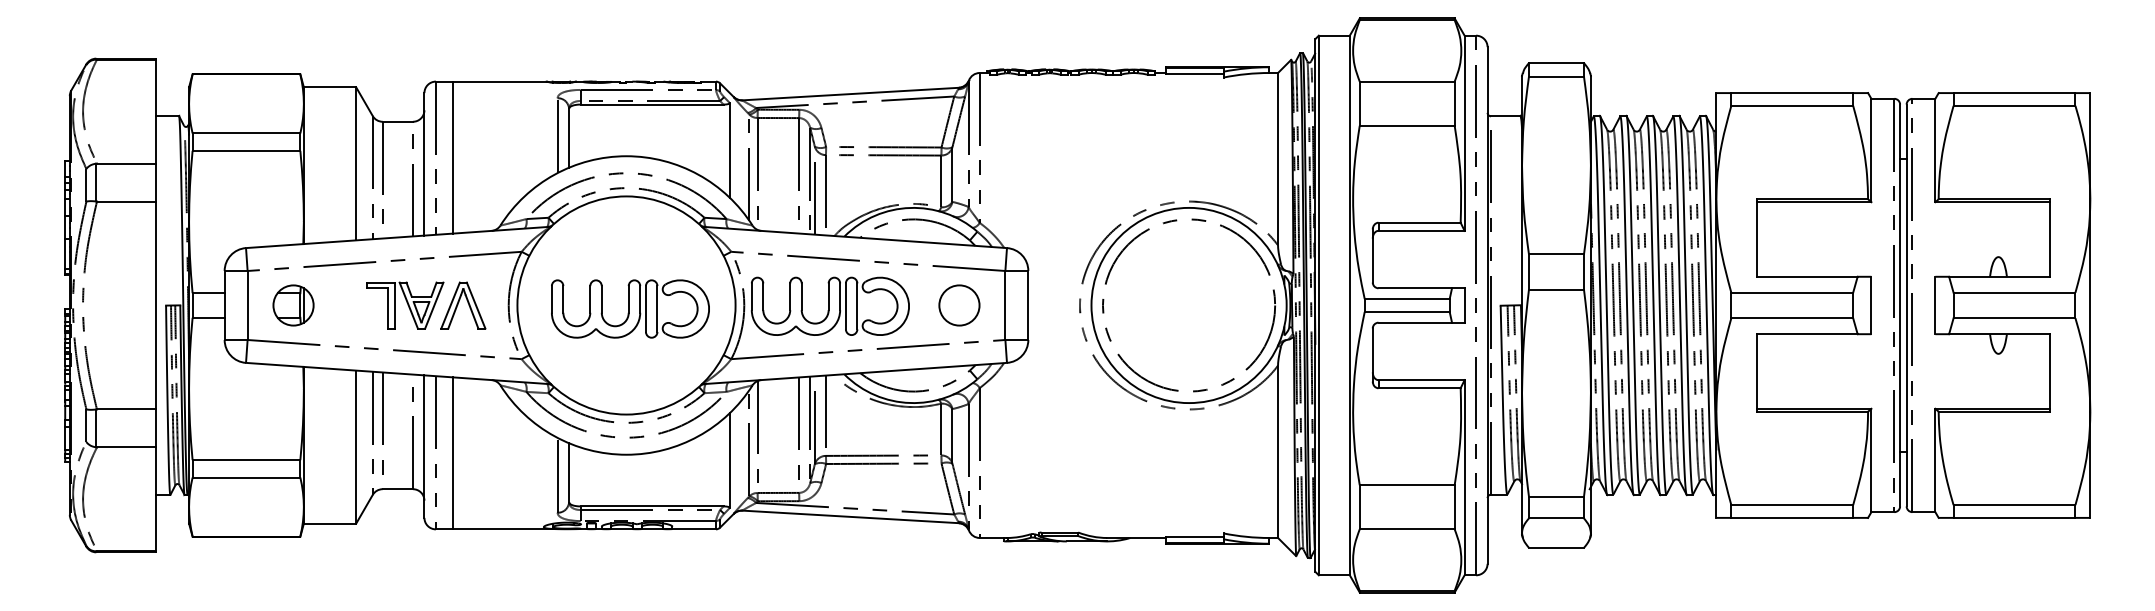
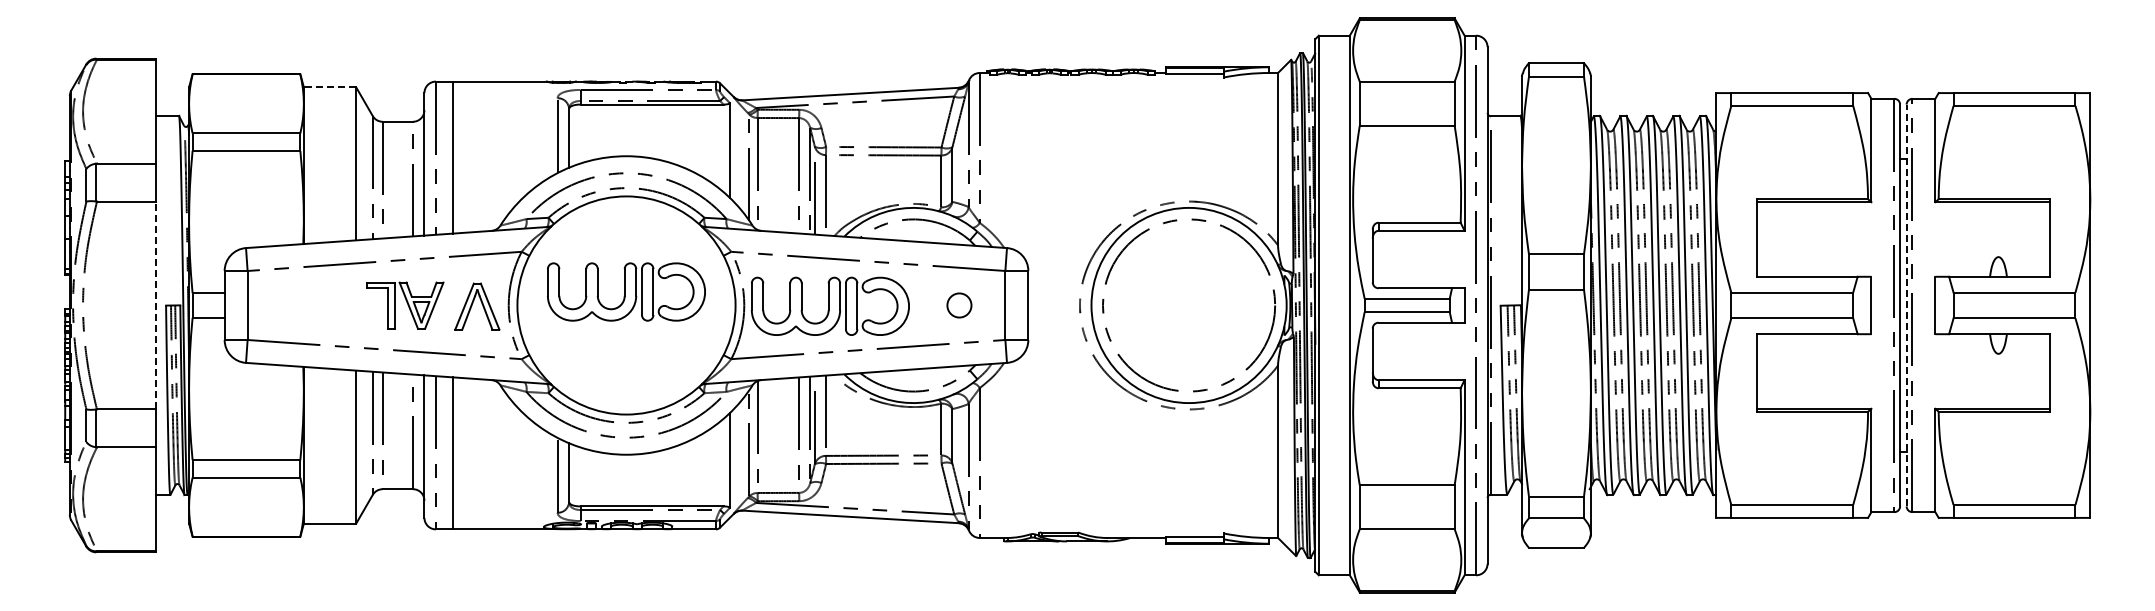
line: solid -> dashed (329, 87)
line: solid -> dashed (155, 305)
part: present -> none (293, 305)
part position: (463, 305) -> (477, 306) (477, 306)
circle diameter: 40 px -> 24 px (959, 305)
line: solid -> dashed (1906, 305)
part position: (630, 308) -> (626, 291) (626, 291)
